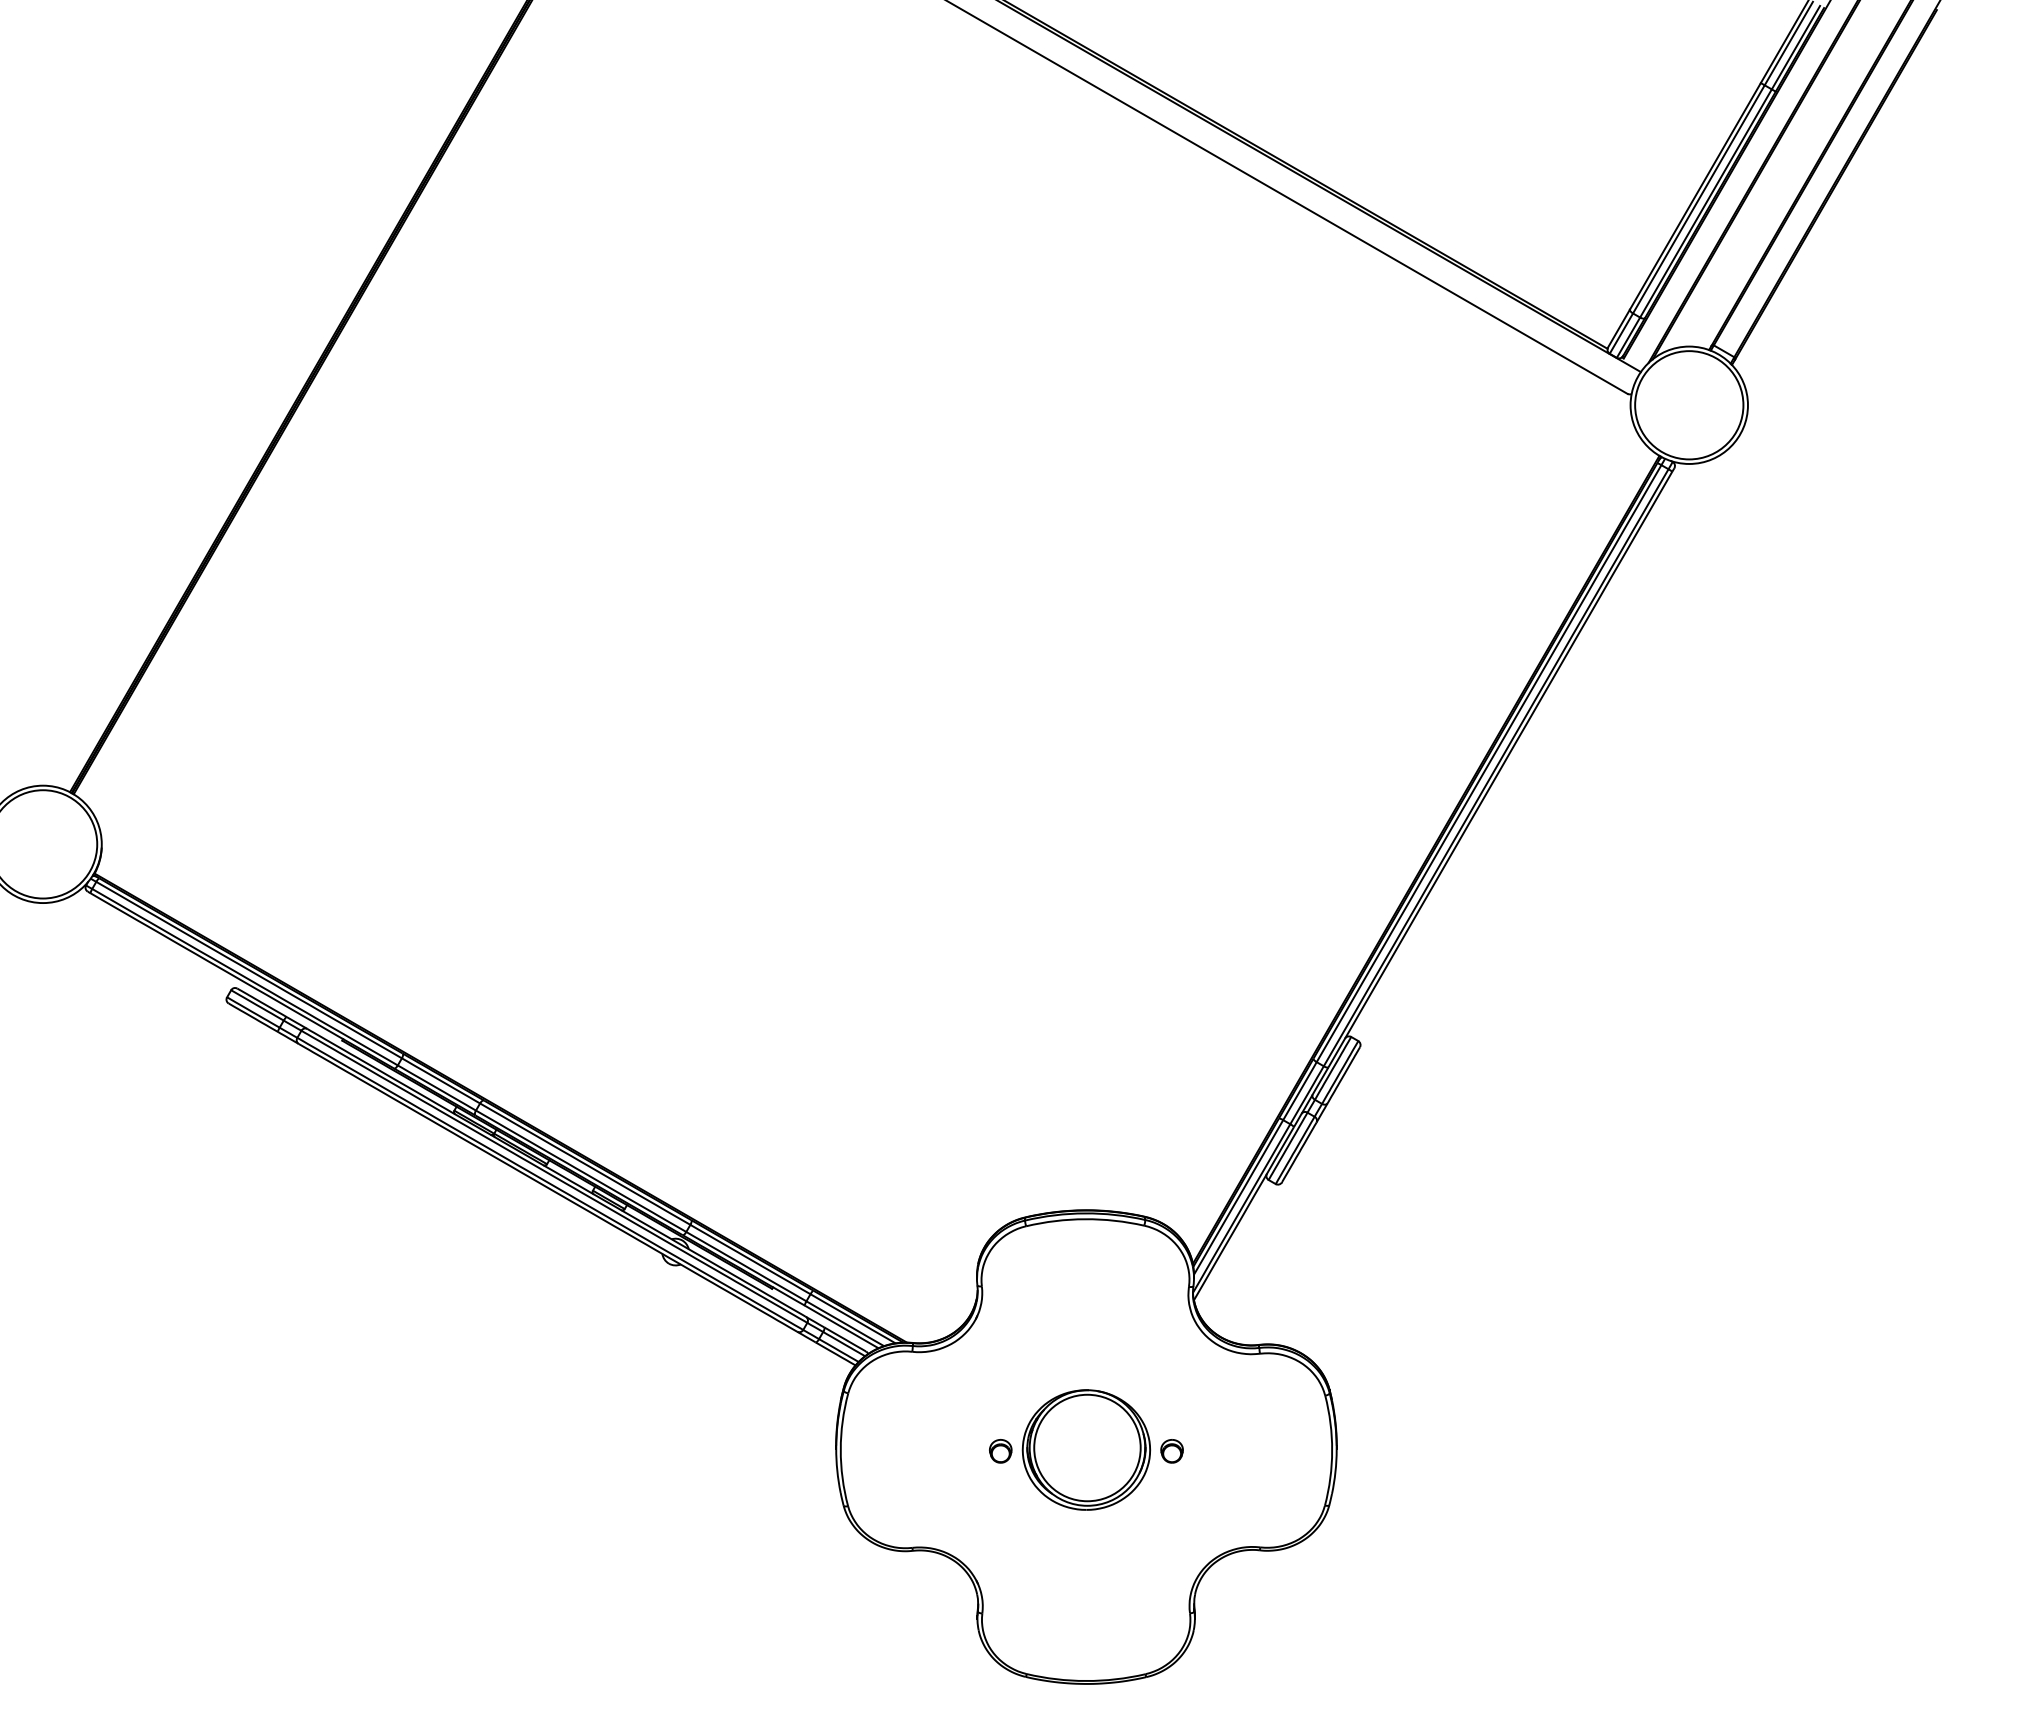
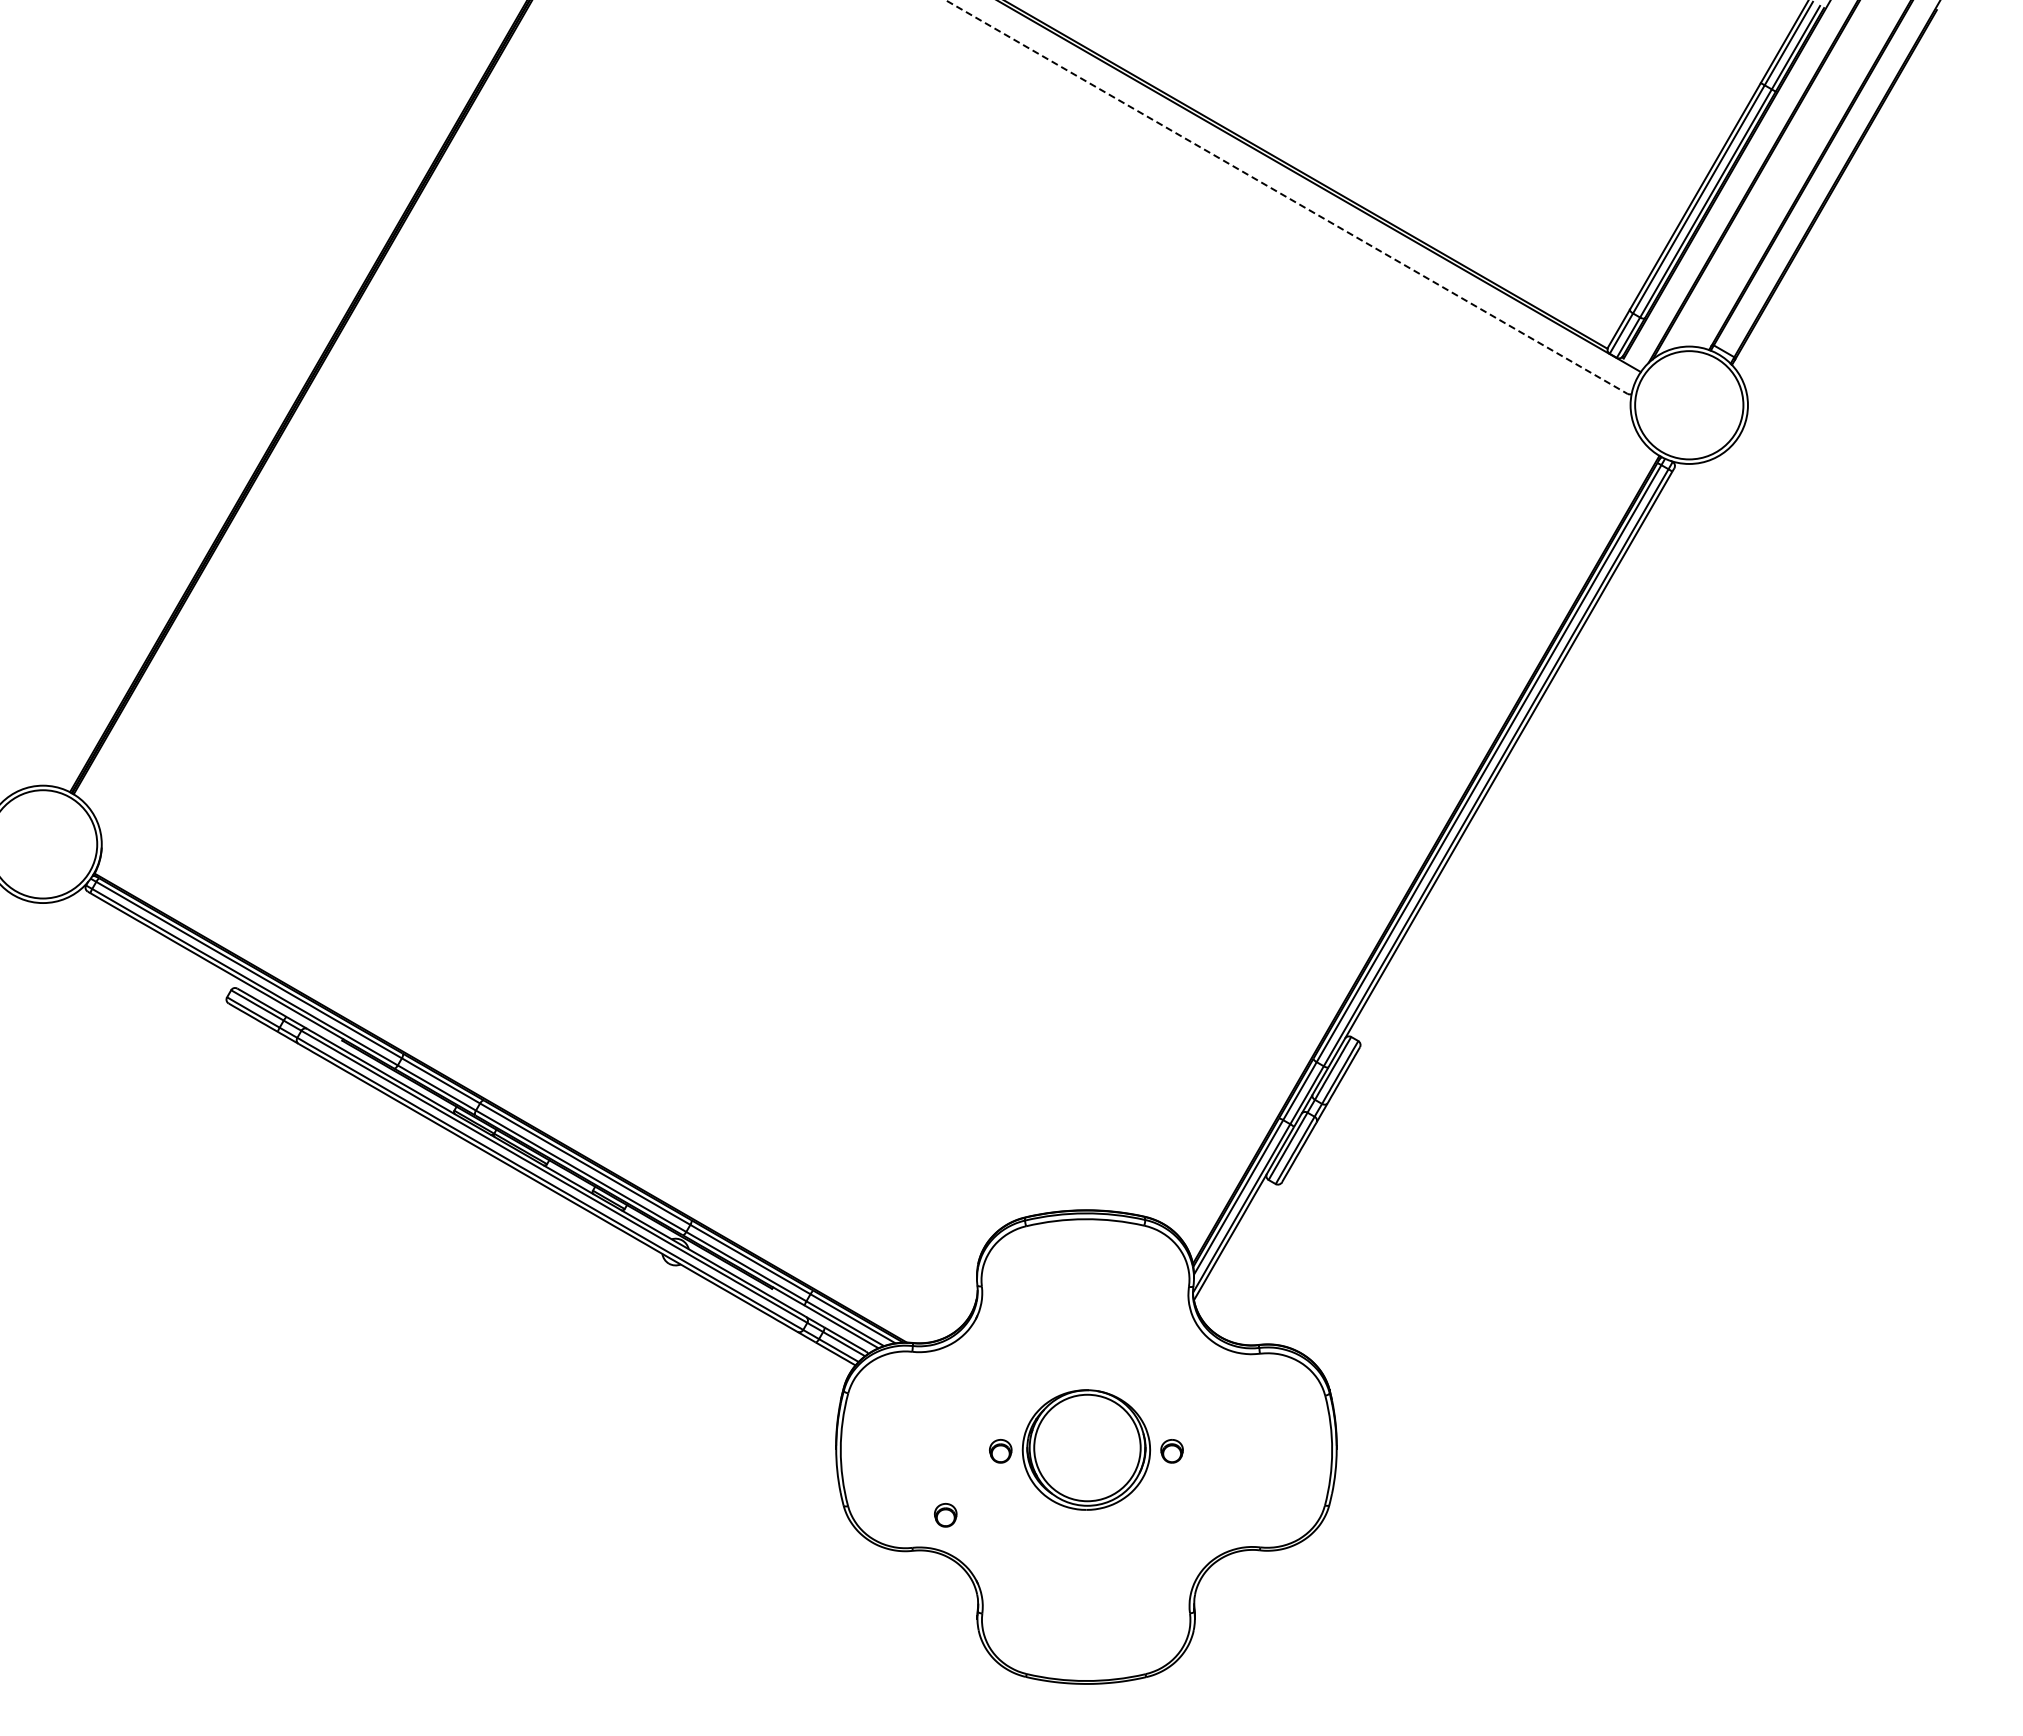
line: solid -> dashed (1287, 197)
part: none -> present (945, 1515)
